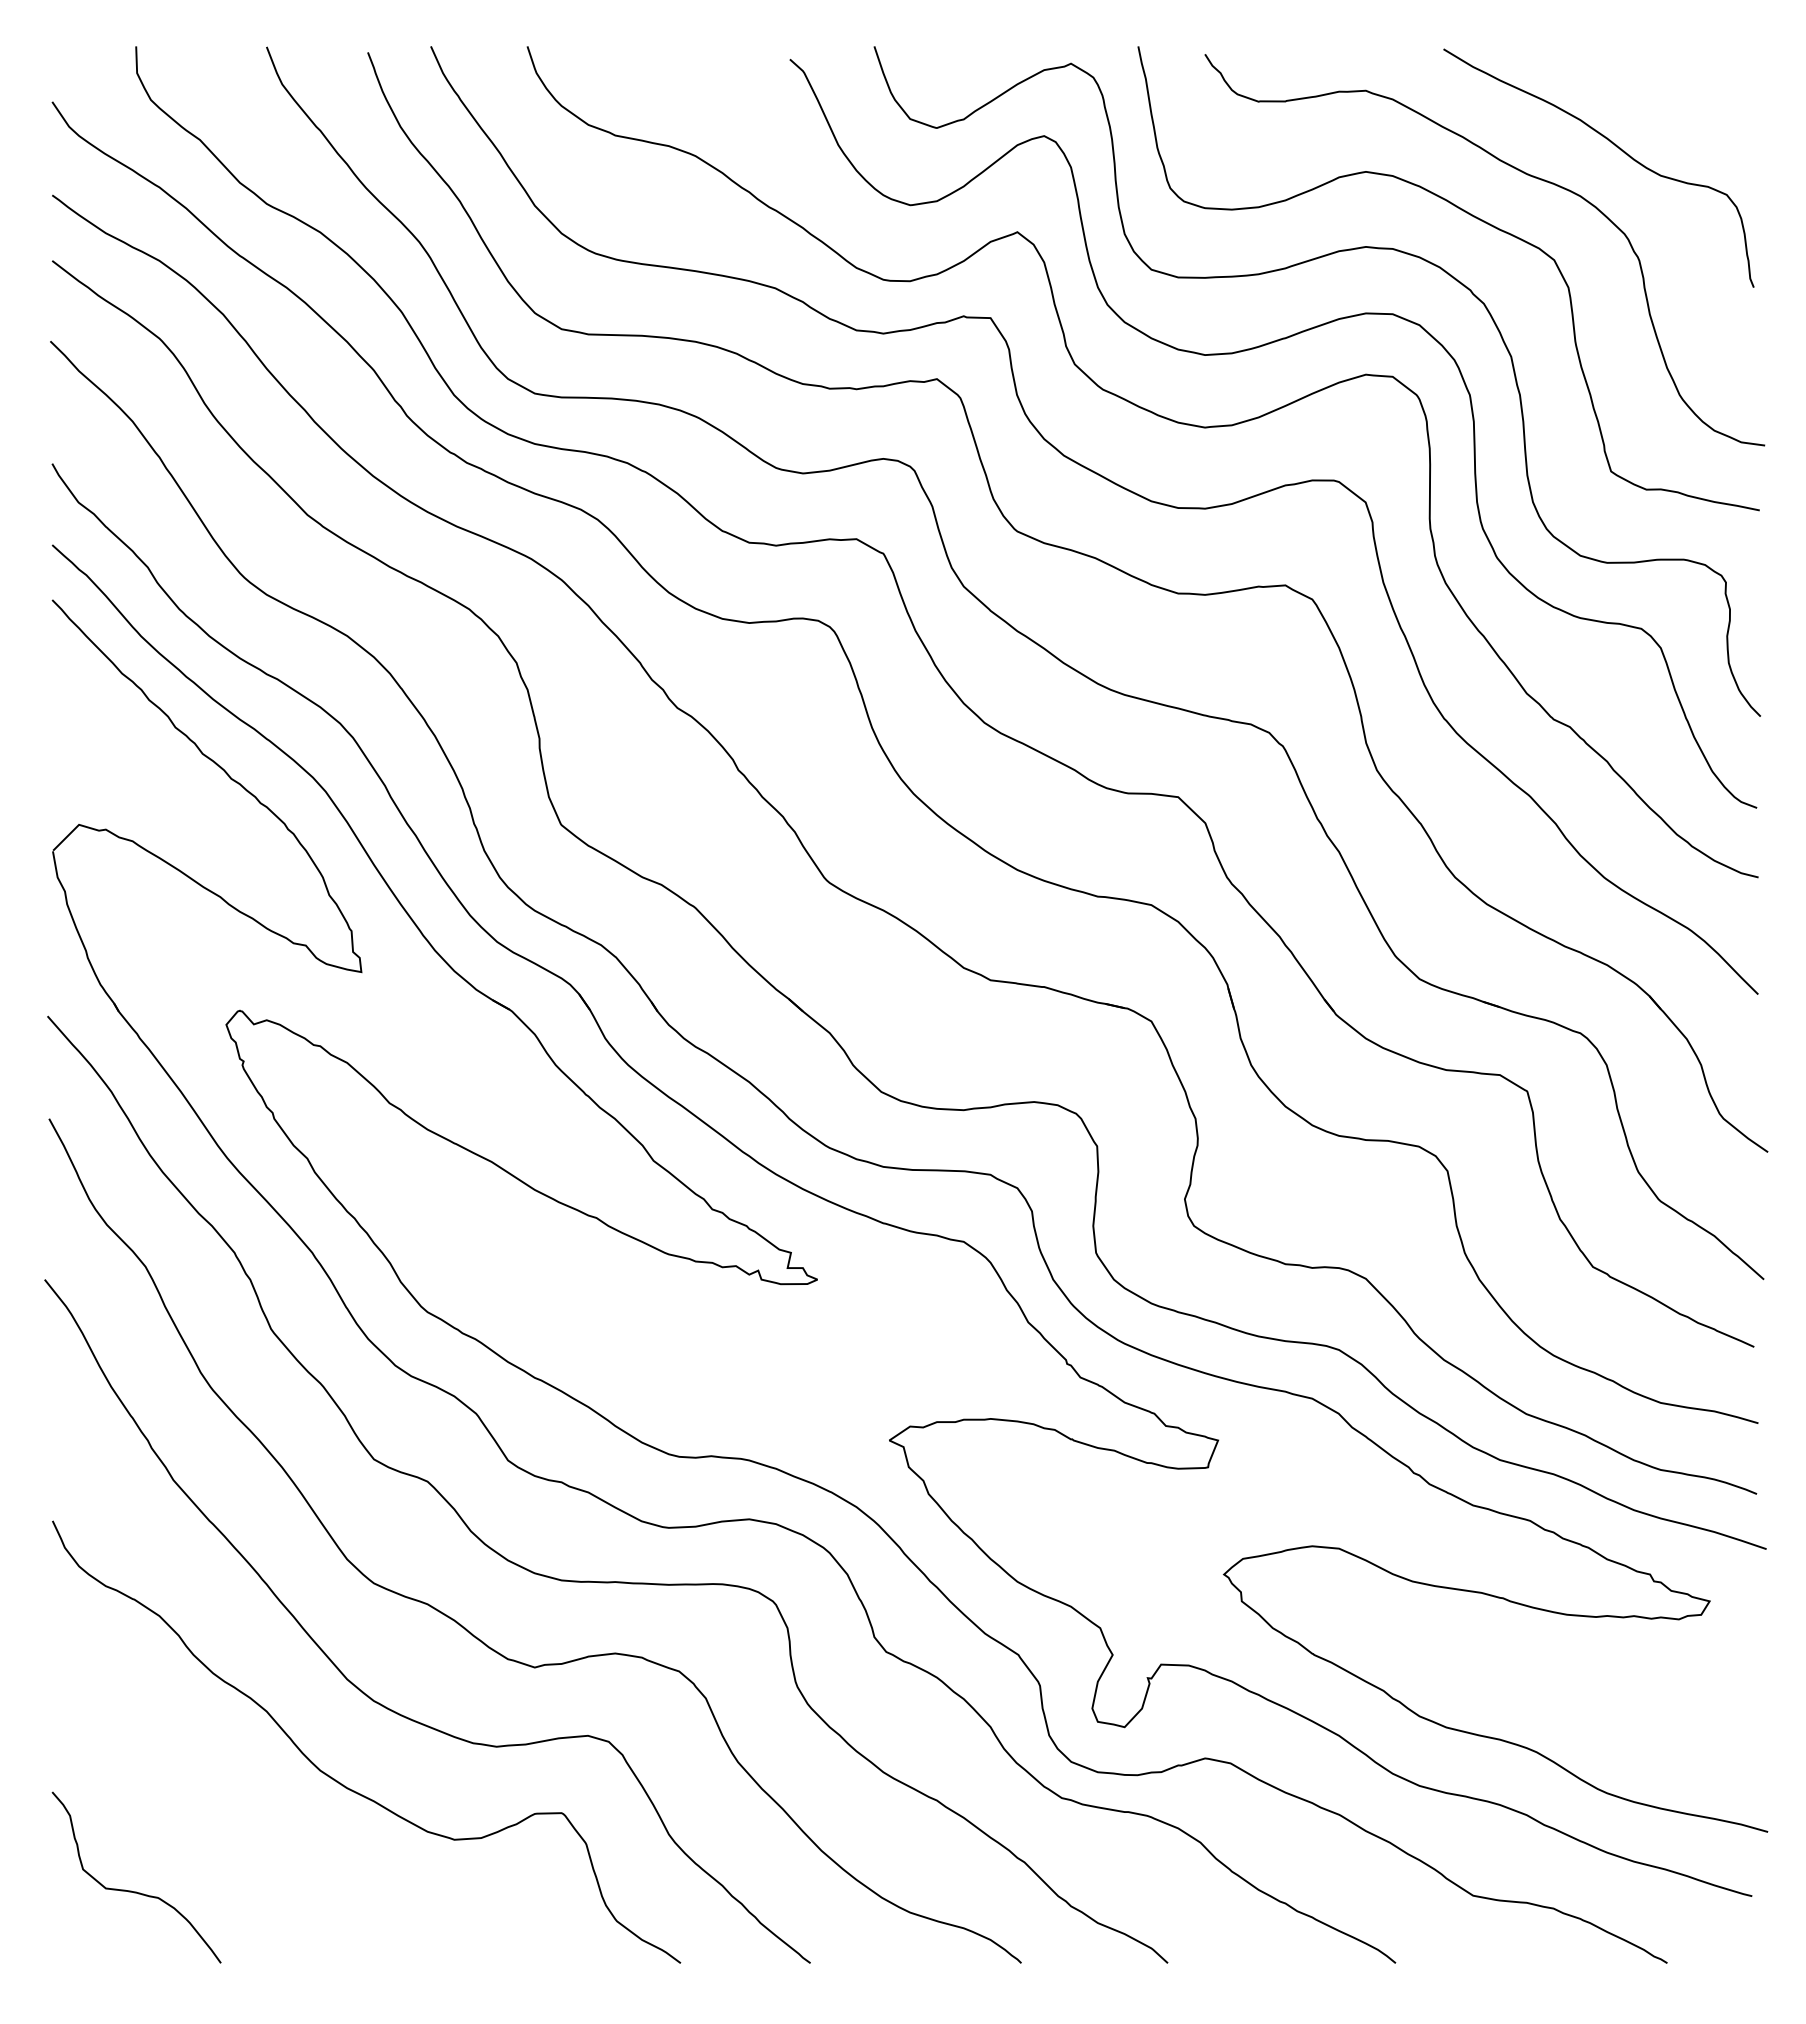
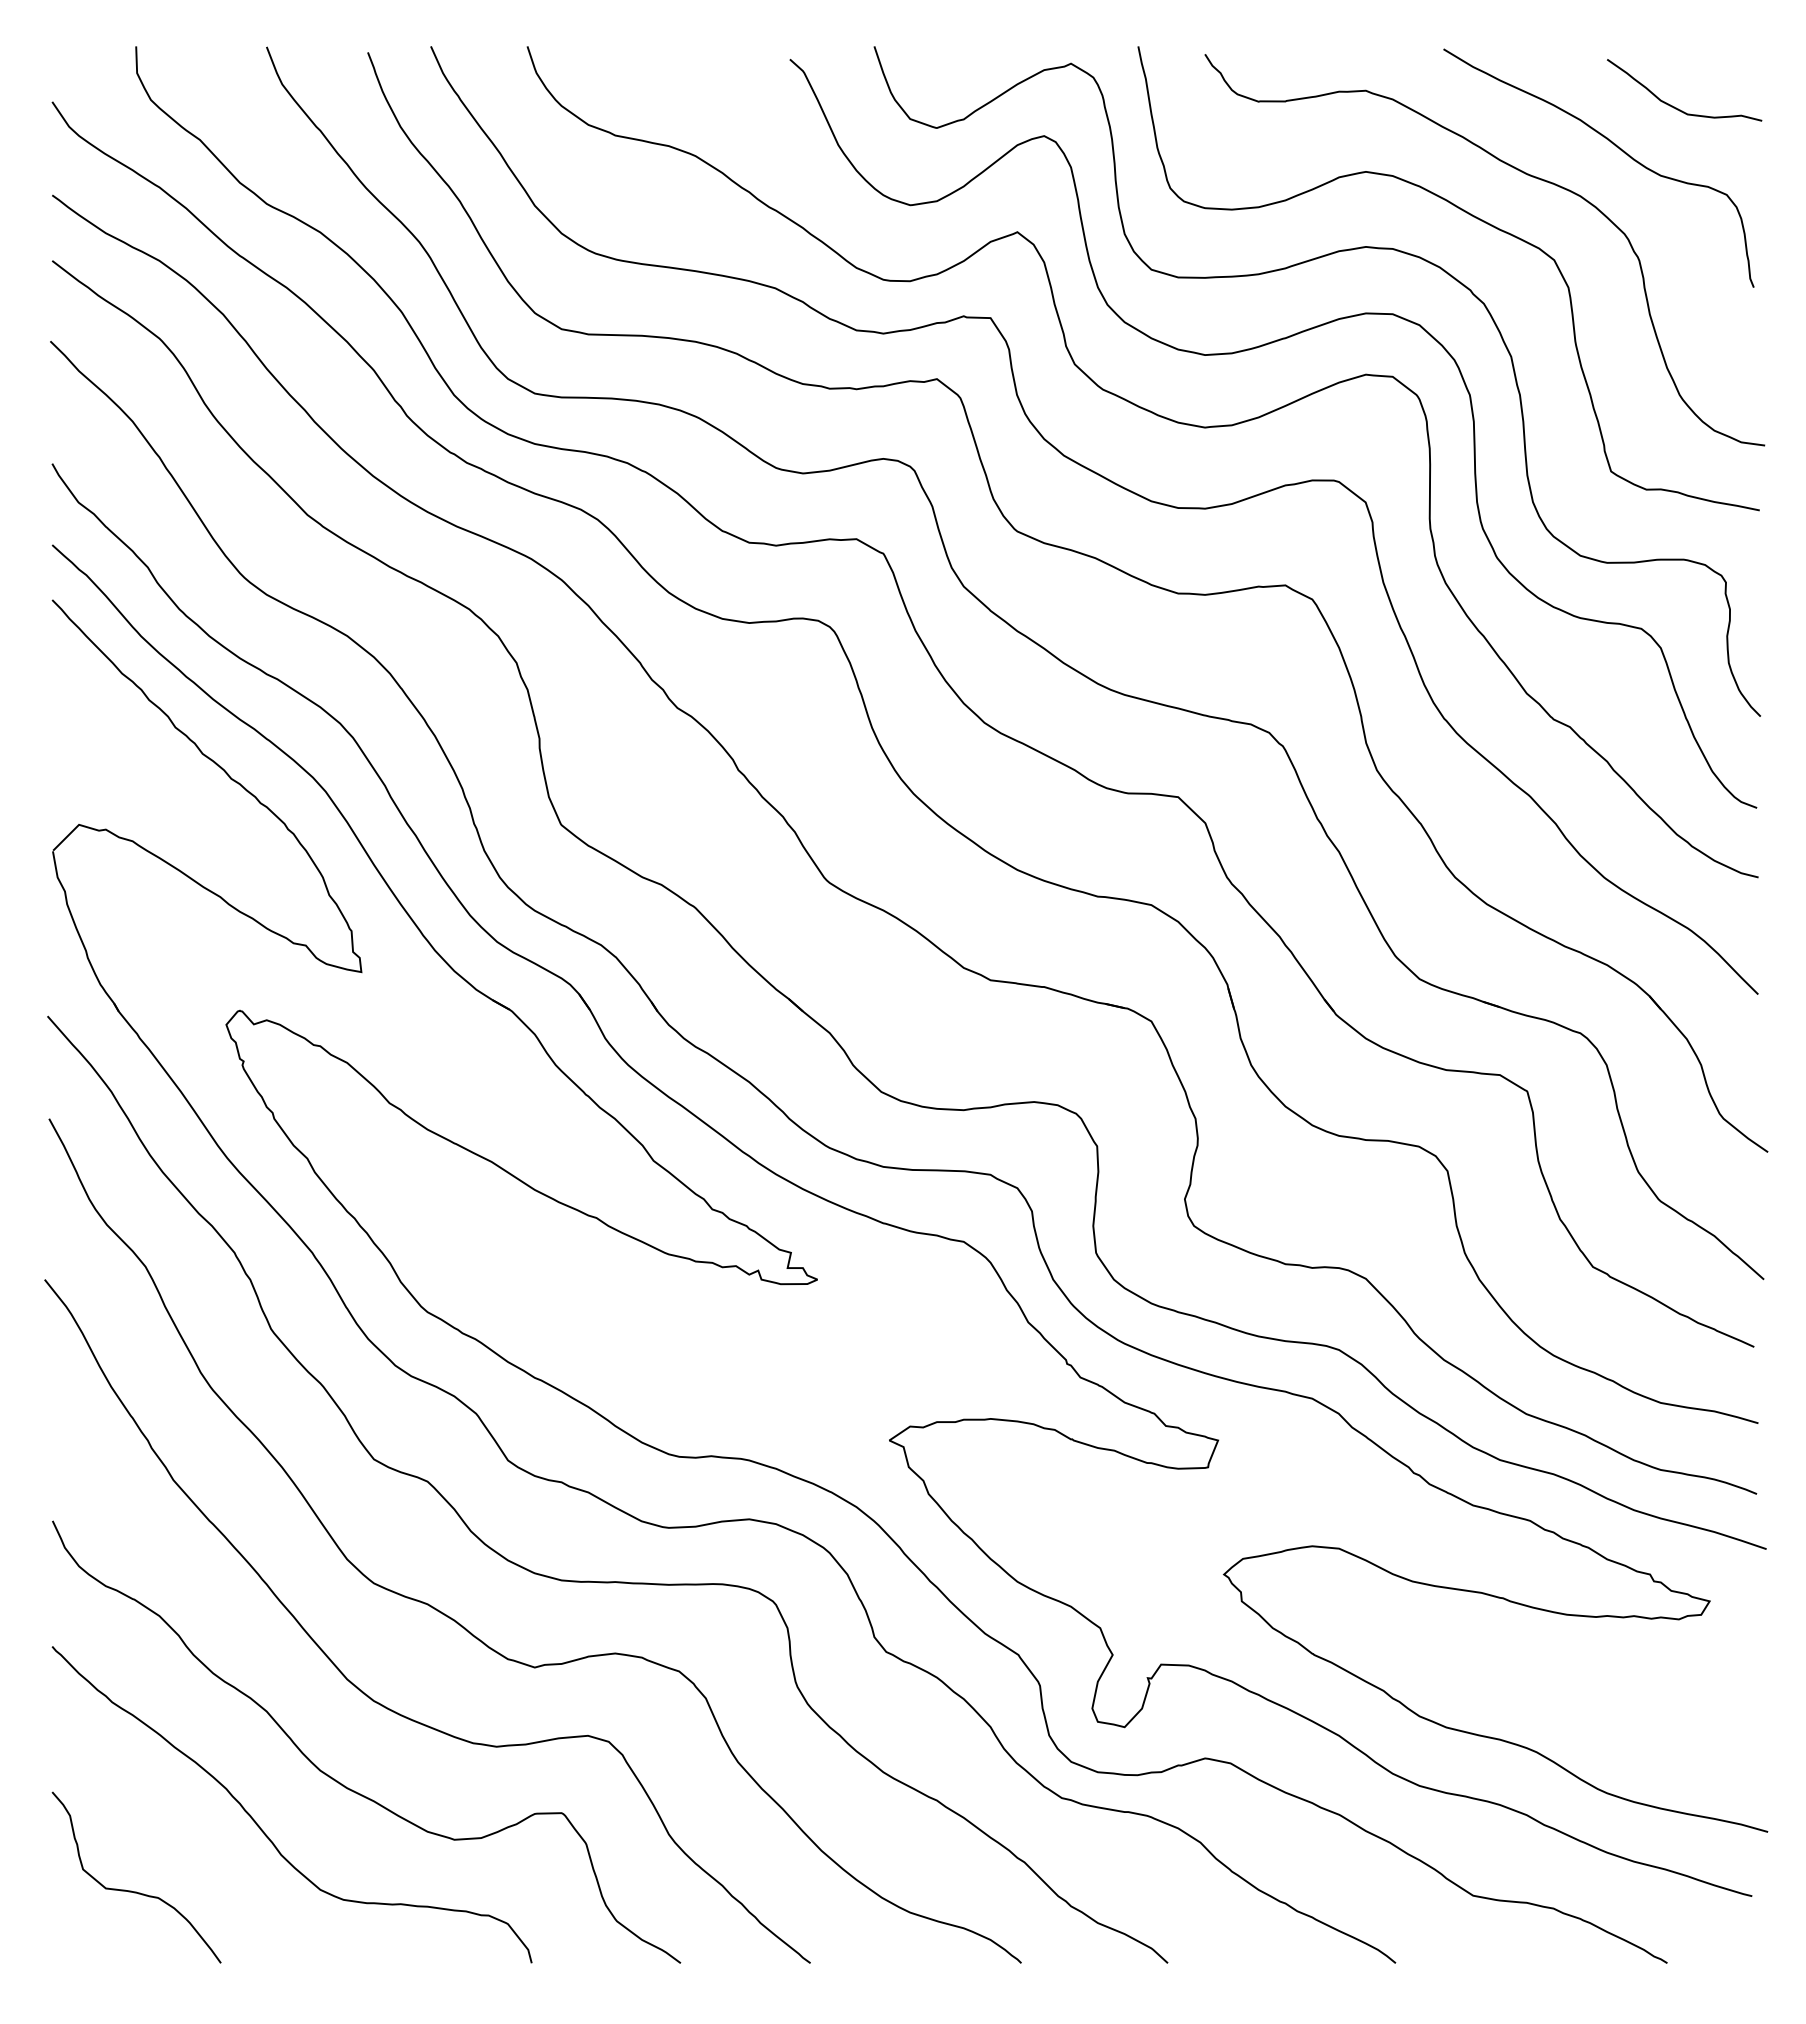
curve: none -> present (1676, 107)
curve: none -> present (264, 1831)
